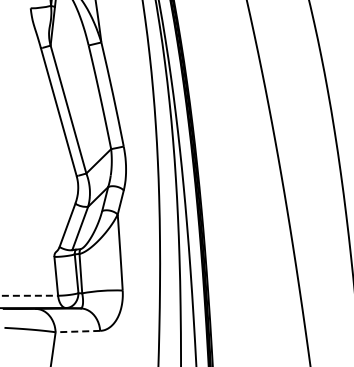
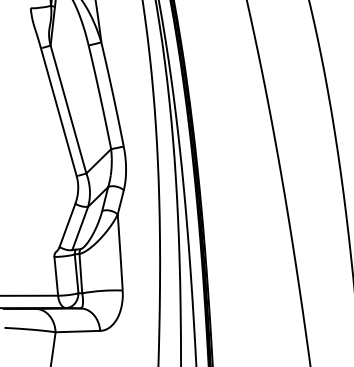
line: dashed -> solid (29, 295)
line: dashed -> solid (77, 331)
